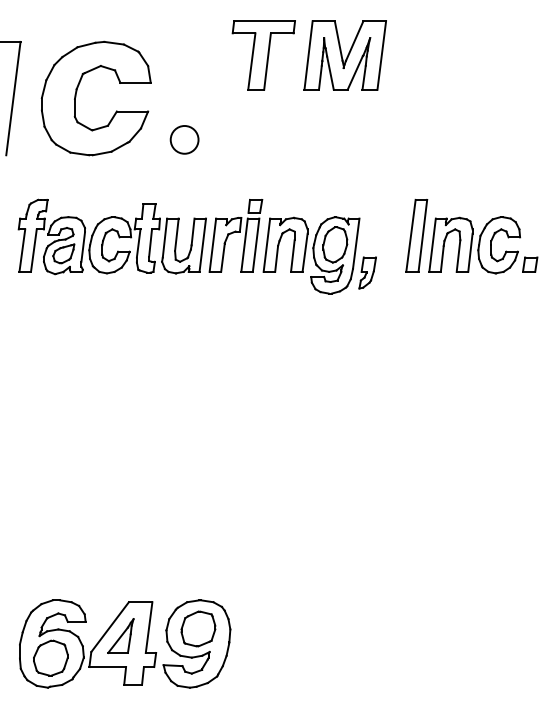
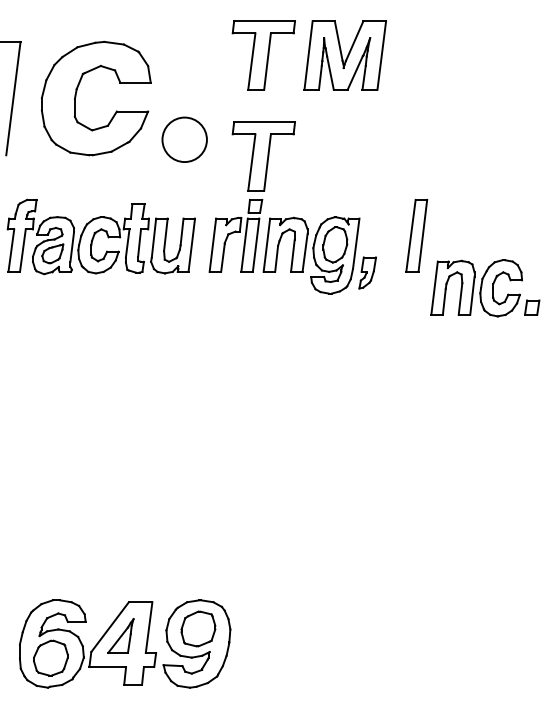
circle size: 31x30 px -> 47x47 px (184, 139)
part: none -> present (263, 156)
part position: (111, 236) -> (100, 236) (100, 236)
part position: (483, 245) -> (485, 288) (485, 288)
